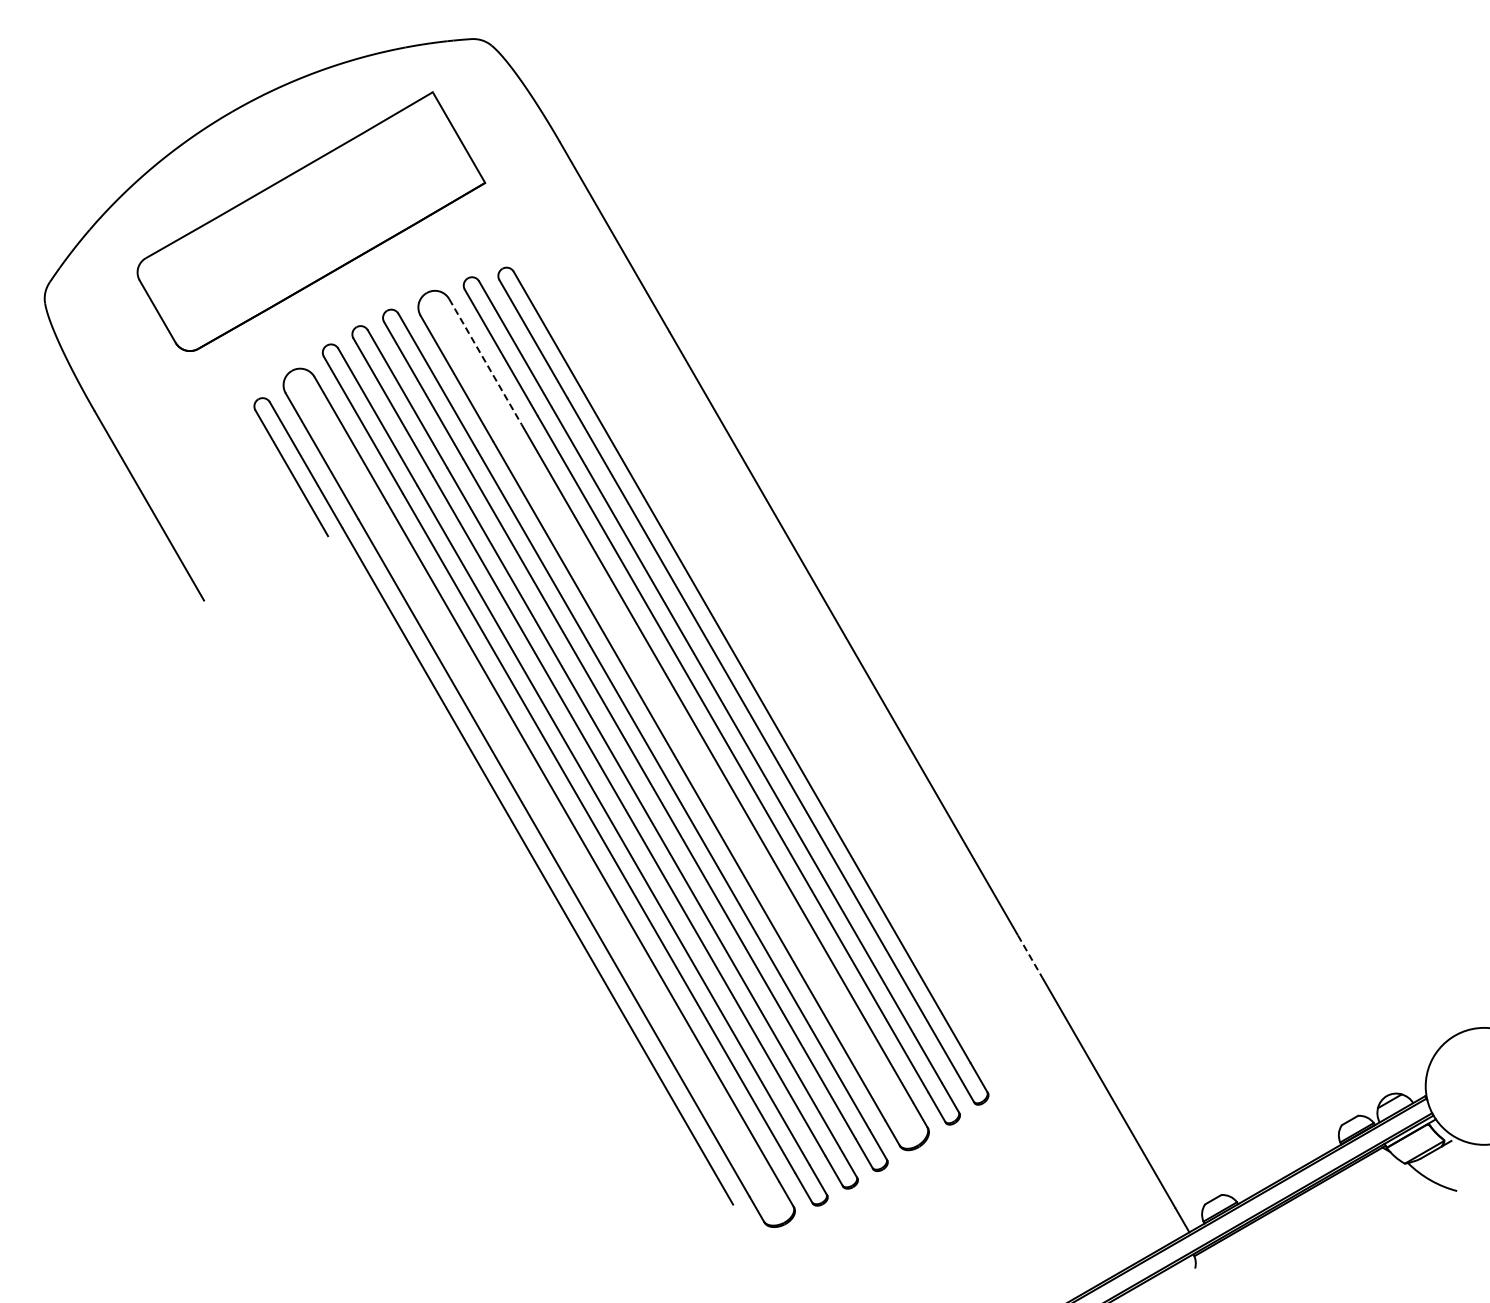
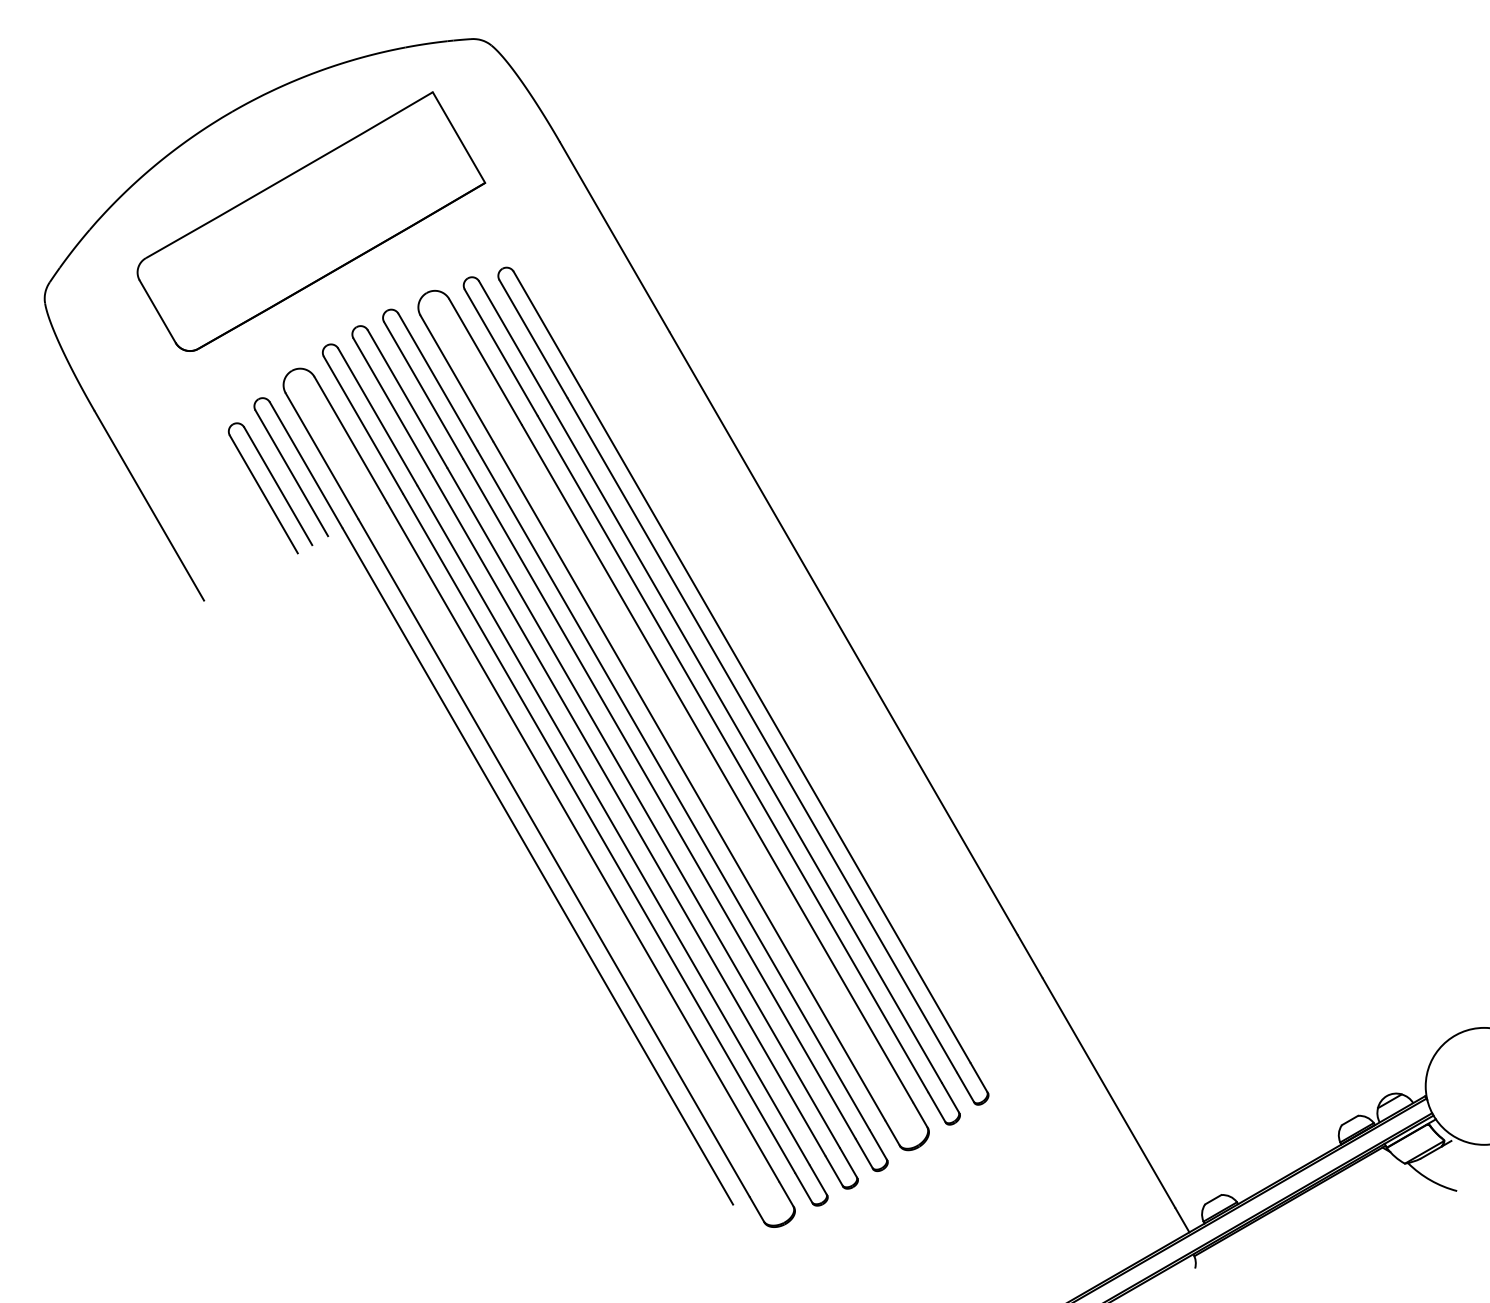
line: dashed -> solid (485, 362)
part: none -> present (276, 485)
line: dashed -> solid (1030, 957)
